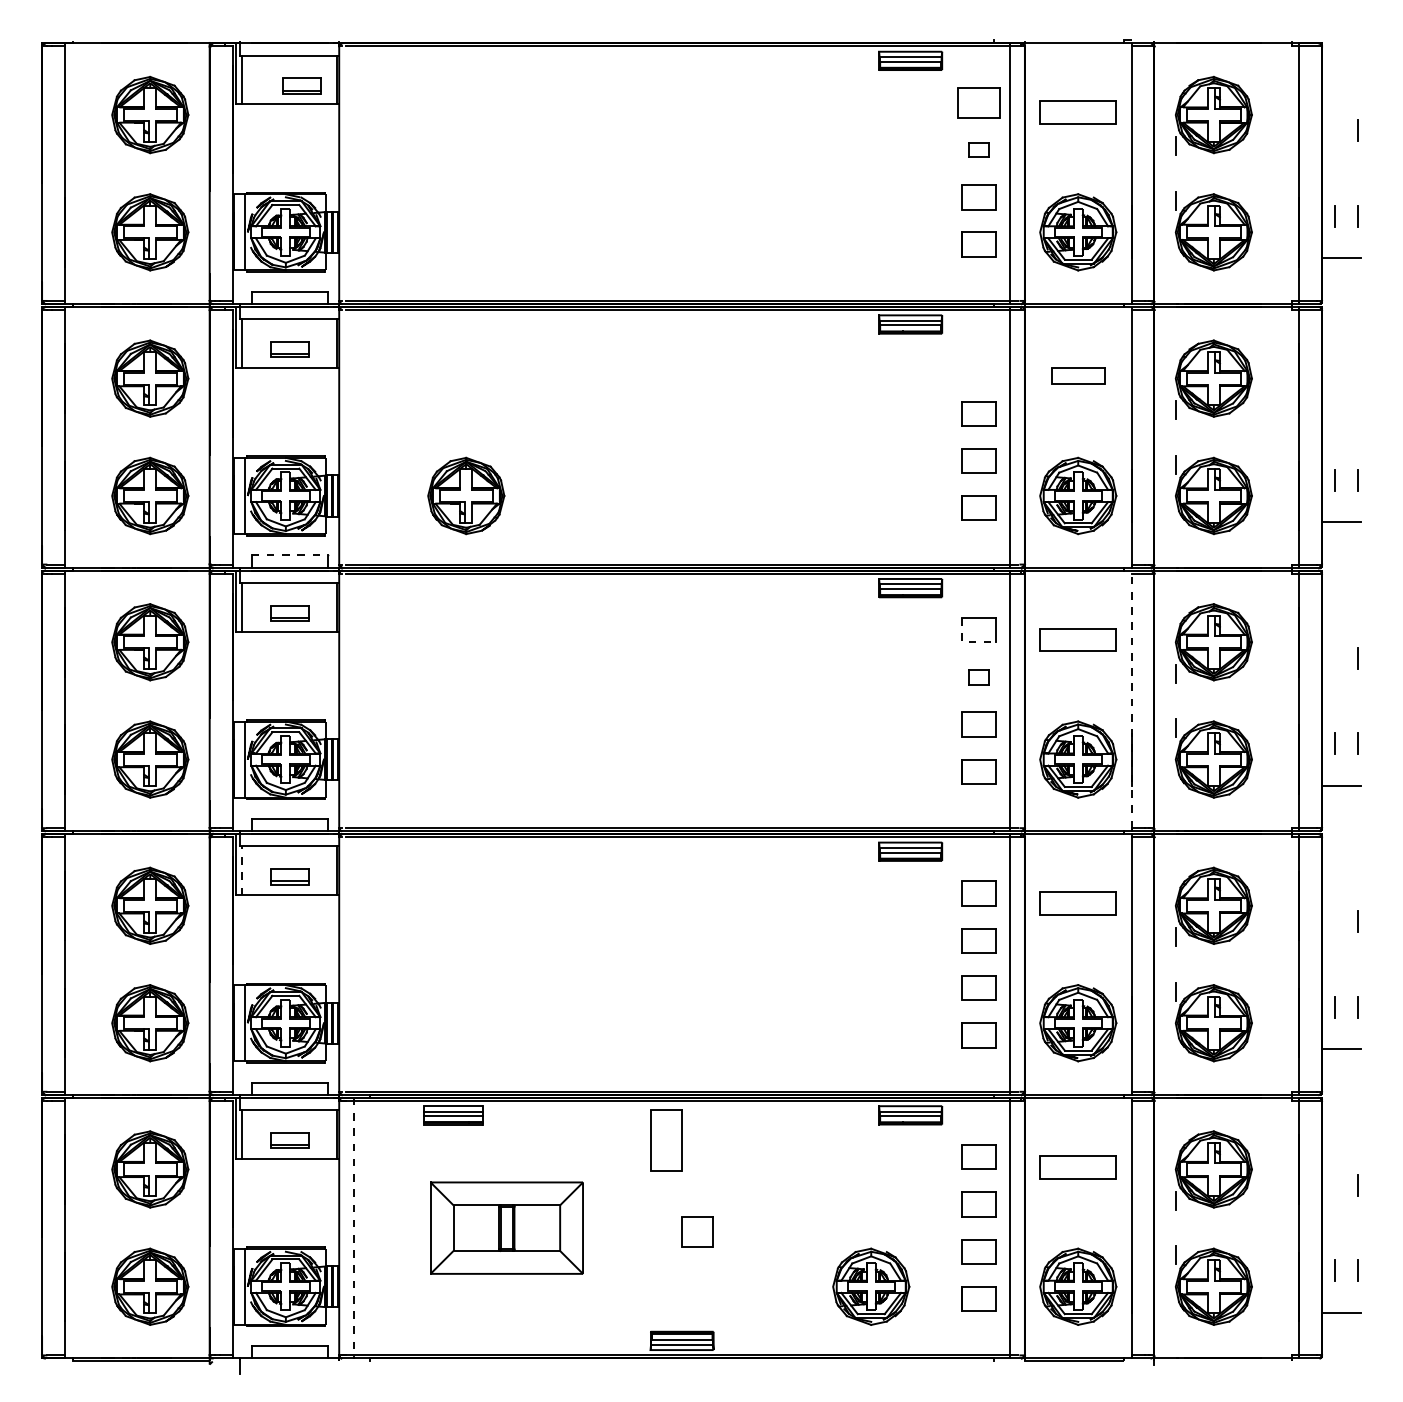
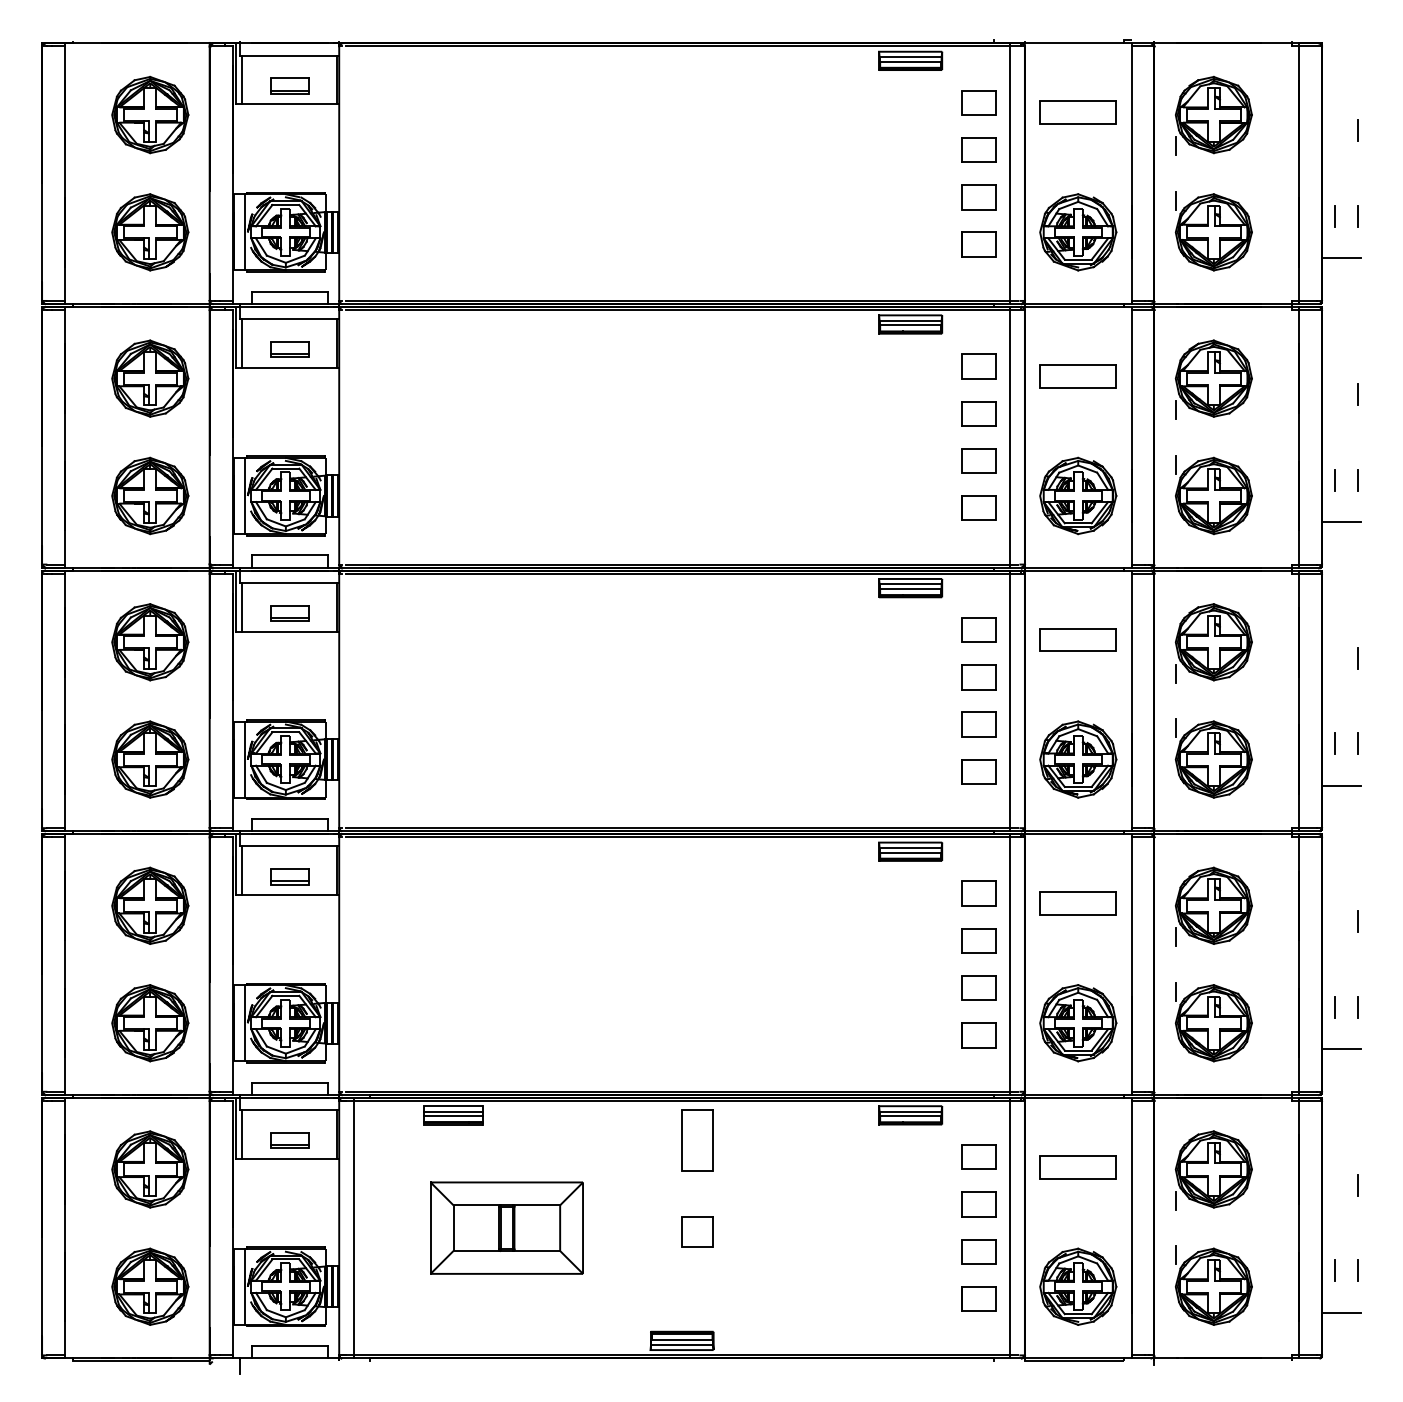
part position: (301, 85) -> (289, 85) (289, 85)
part size: 44x32 px -> 36x26 px (978, 102)
part size: 22x16 px -> 36x26 px (978, 149)
part: none -> present (978, 366)
part size: 55x18 px -> 78x25 px (1077, 376)
line: none -> present (1357, 394)
part: present -> none (466, 495)
line: dashed -> solid (290, 555)
line: dashed -> solid (966, 642)
part size: 22x17 px -> 36x27 px (978, 677)
line: dashed -> solid (1131, 698)
line: dashed -> solid (242, 870)
part position: (666, 1140) -> (697, 1140) (697, 1140)
line: dashed -> solid (354, 1227)
part: present -> none (871, 1286)
